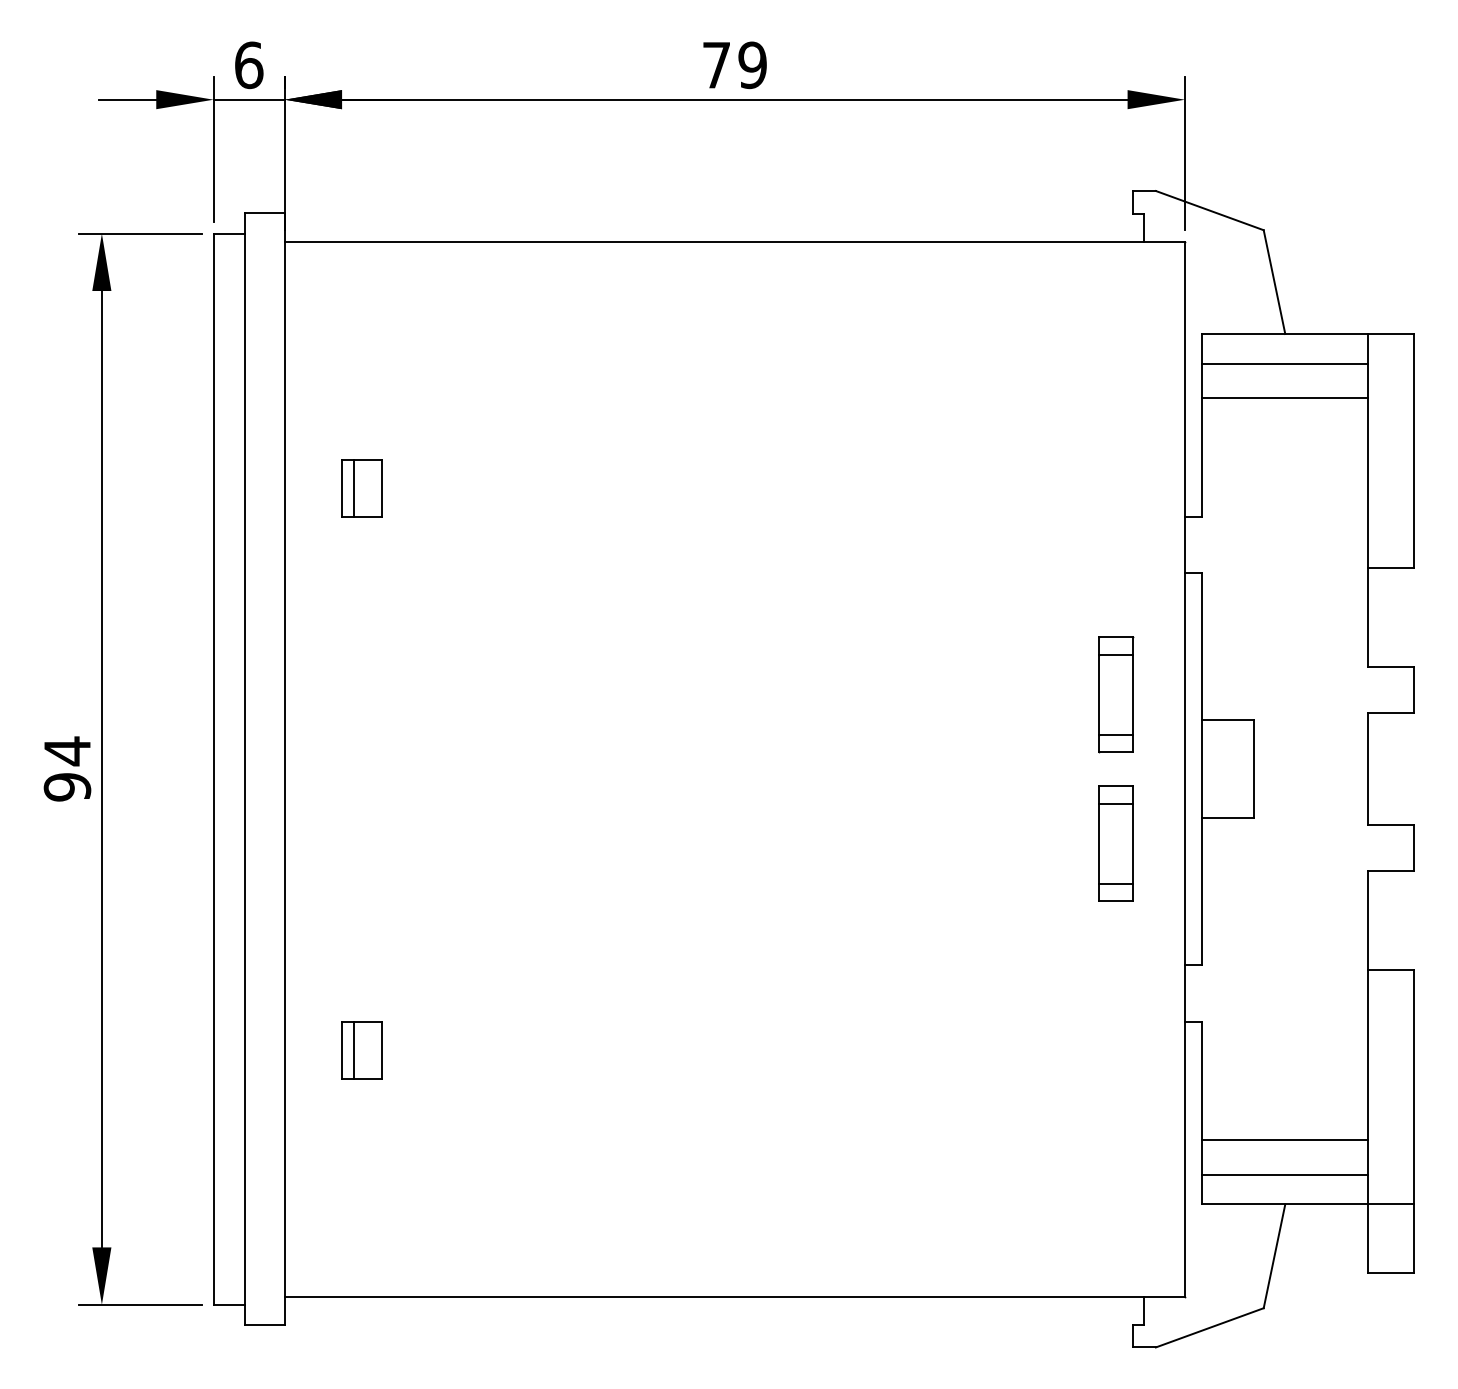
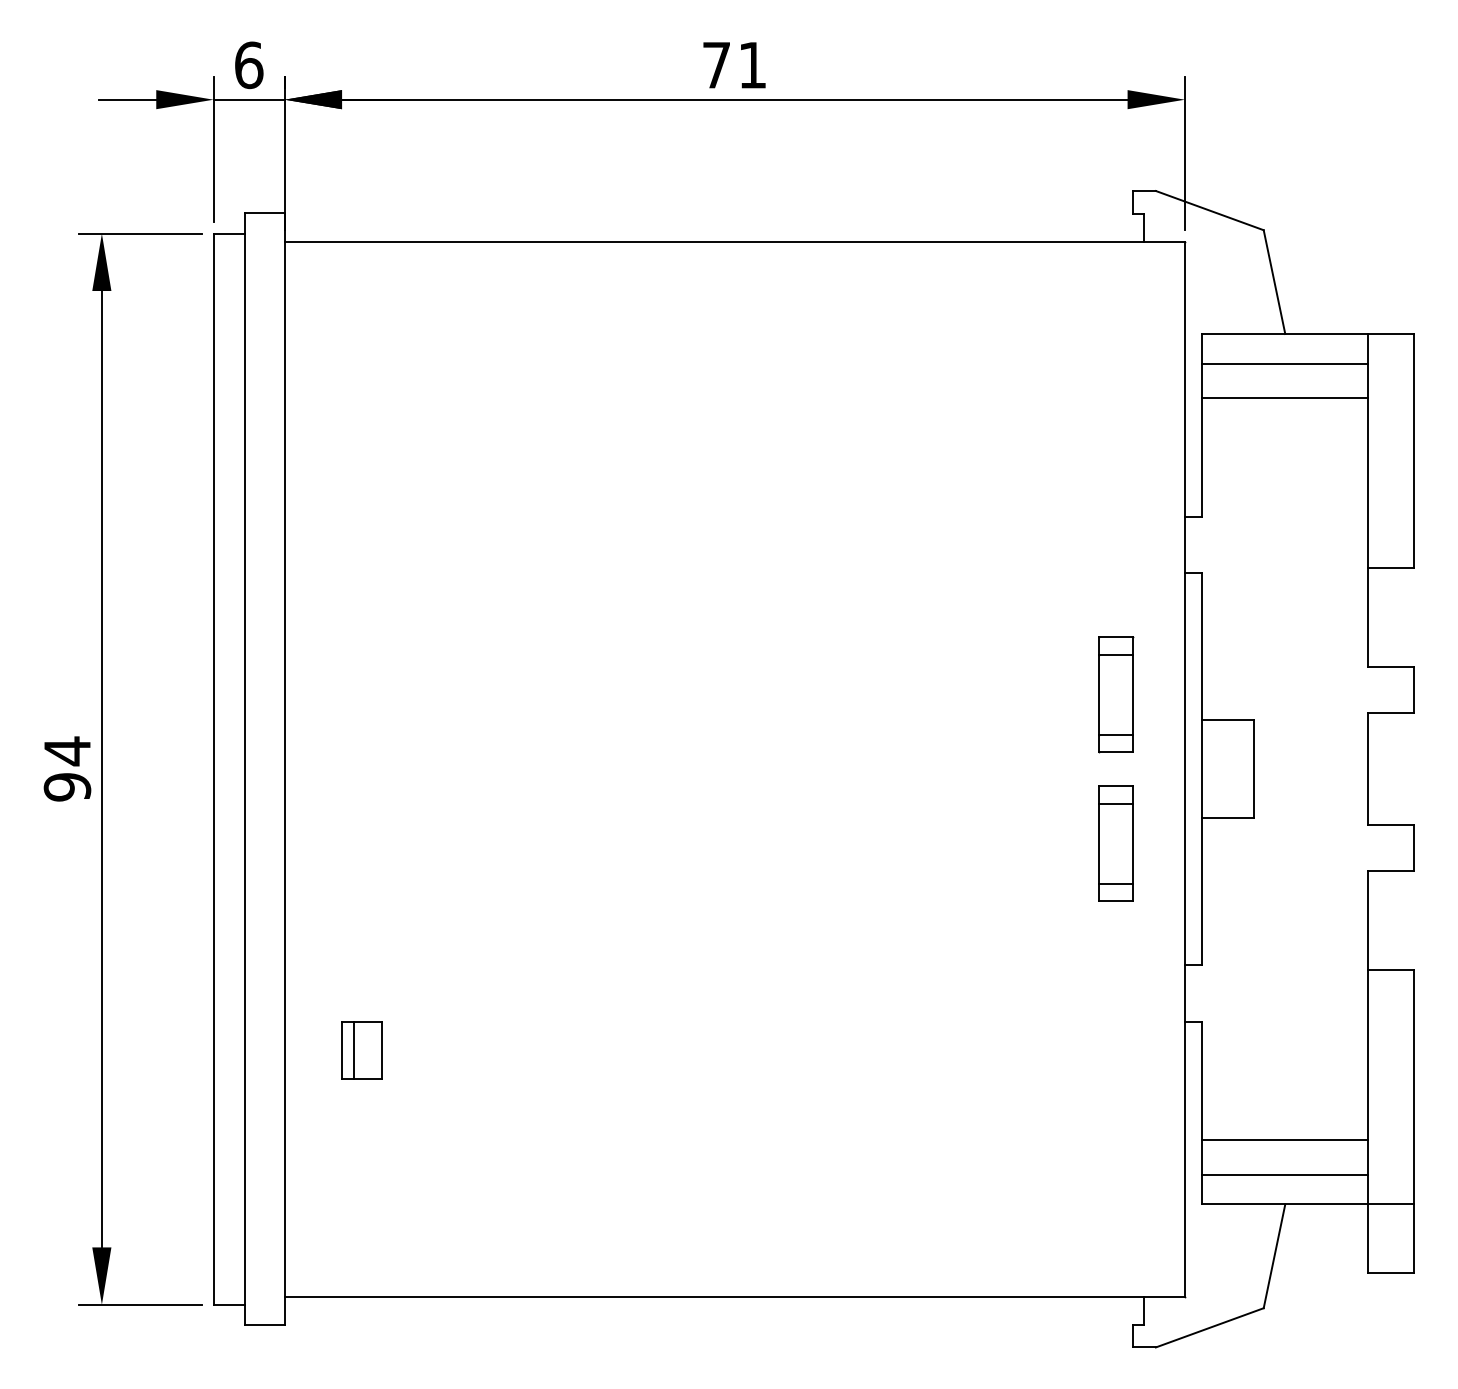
text: 79 -> 71 (752, 65)
part: present -> none (361, 488)
